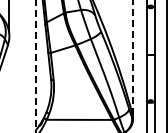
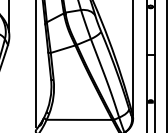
line: dashed -> solid (133, 57)
line: dashed -> solid (35, 63)
